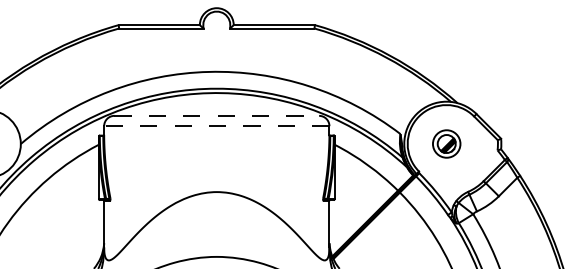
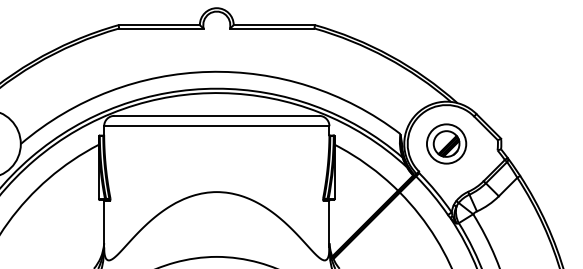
line: dashed -> solid (217, 115)
line: dashed -> solid (216, 126)
part size: 30x30 px -> 42x42 px (446, 143)
